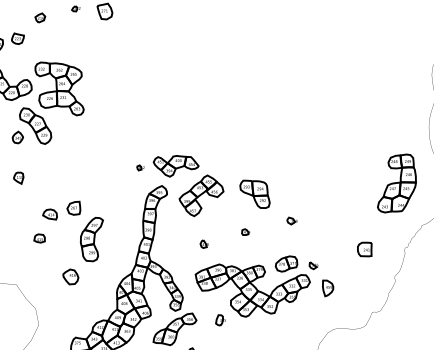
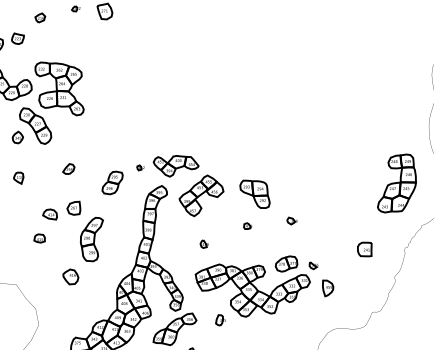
part: none -> present (68, 168)
part: none -> present (112, 182)
part position: (245, 231) -> (247, 225) (247, 225)
